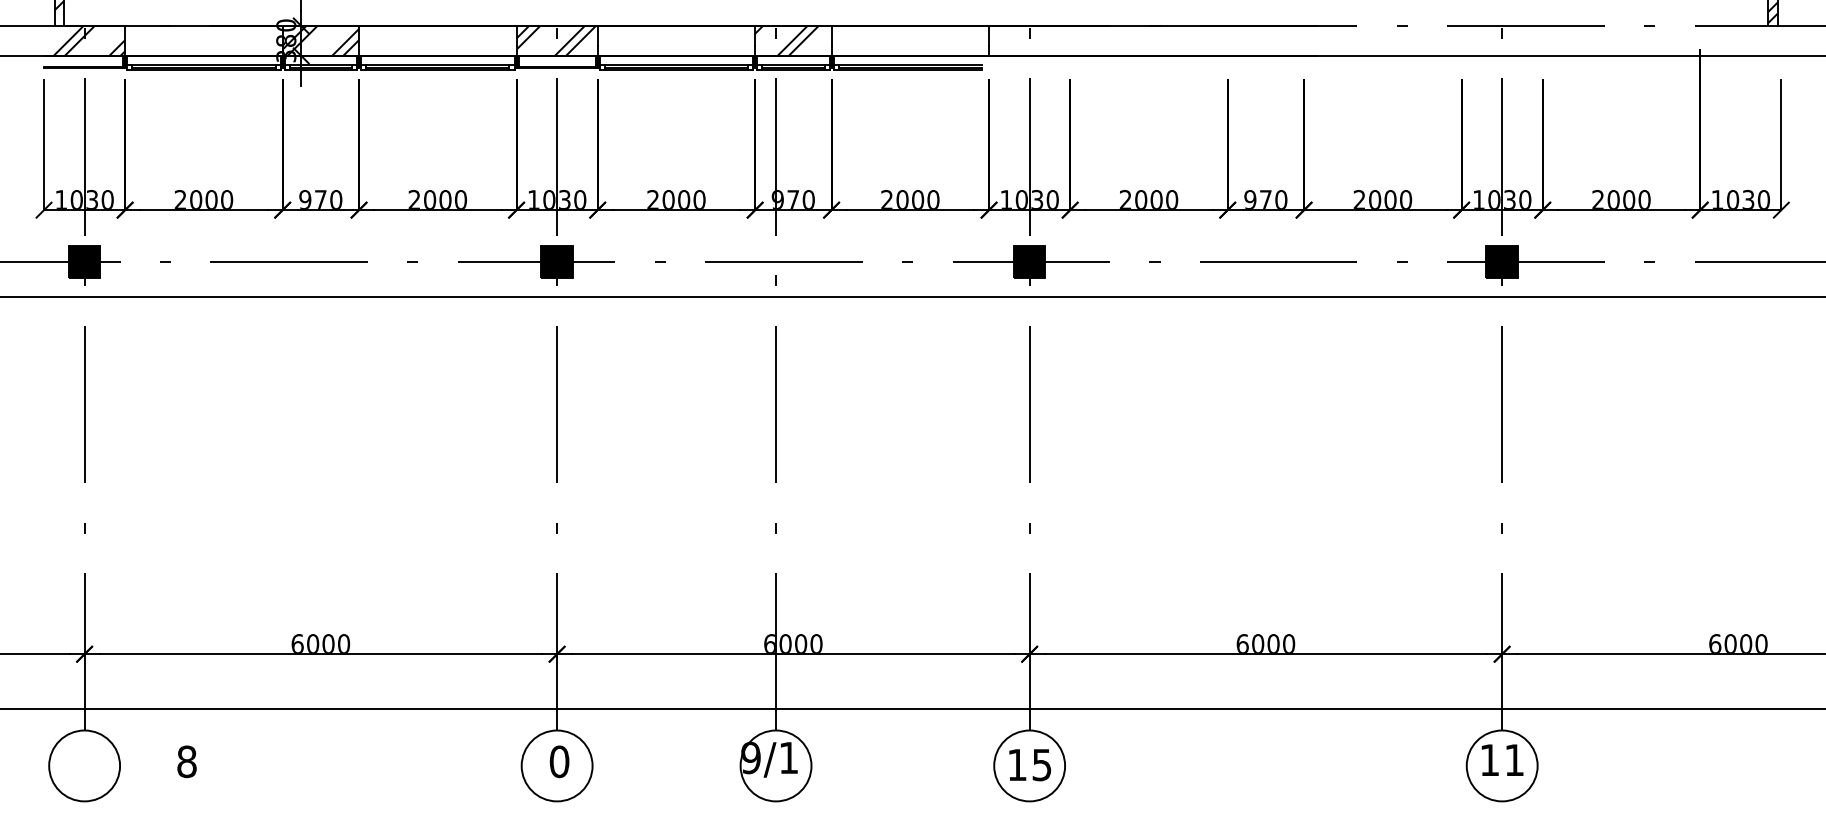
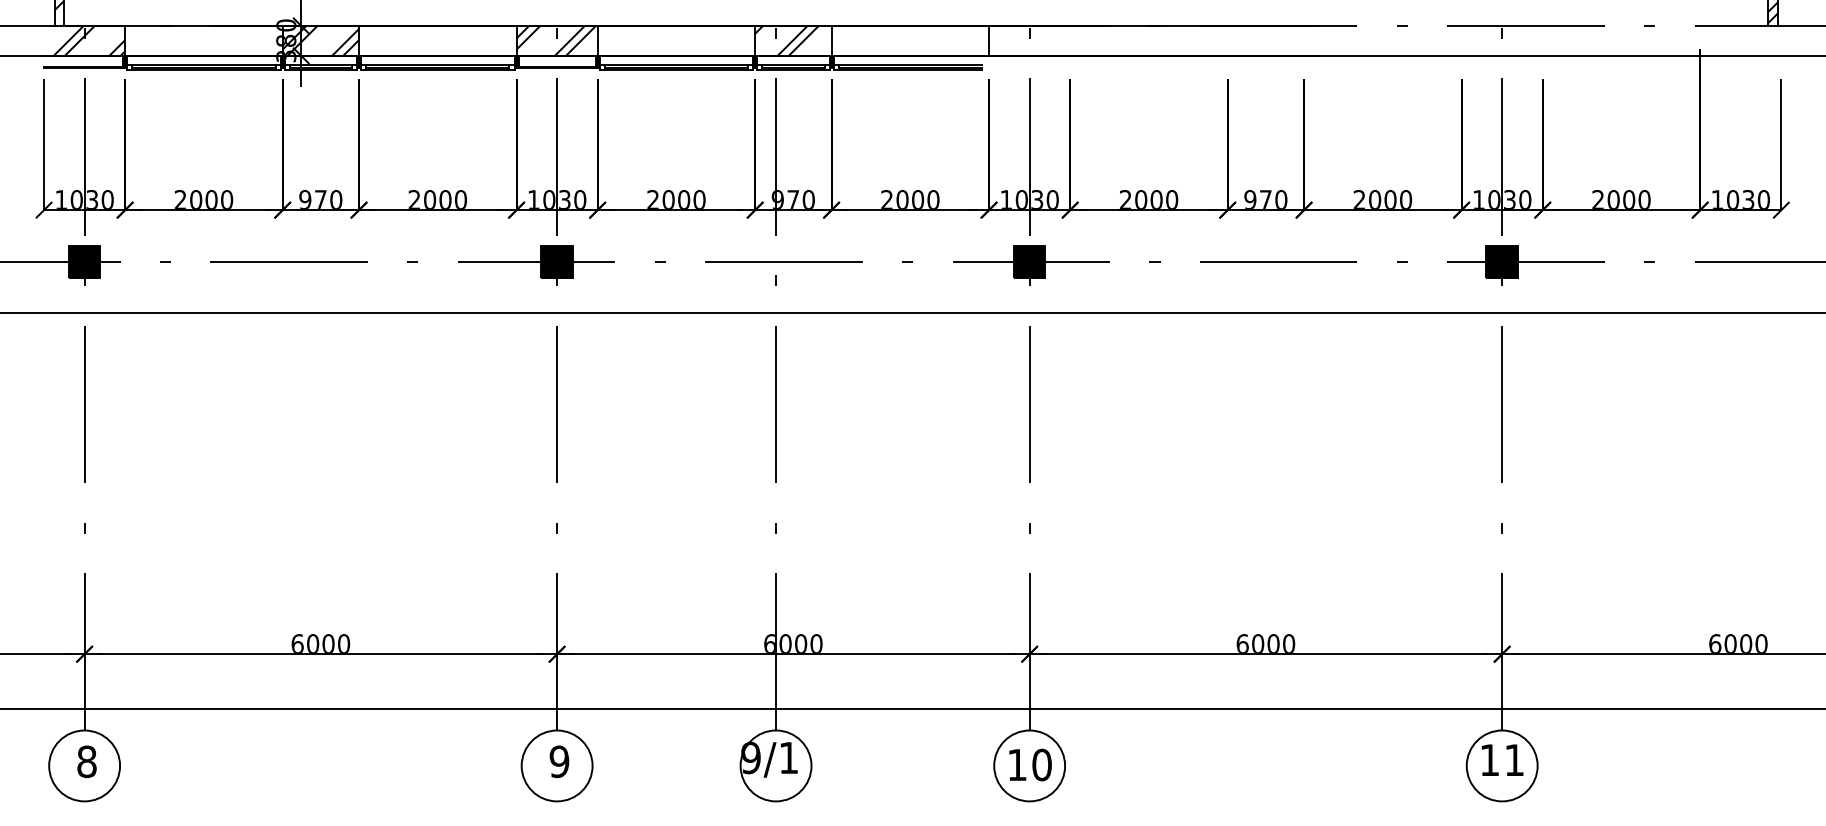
line position: (912, 297) -> (912, 313) (912, 313)
text position: (186, 761) -> (86, 761) (86, 761)
text: 0 -> 9 (559, 761)
text: 15 -> 10 (1041, 764)
